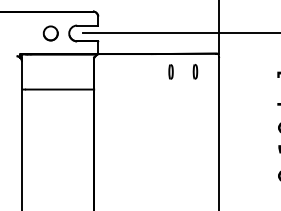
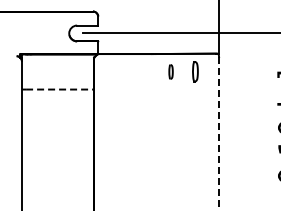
part: present -> none (50, 33)
part size: 7x16 px -> 7x22 px (195, 71)
line: solid -> dashed (60, 89)
line: solid -> dashed (219, 134)
